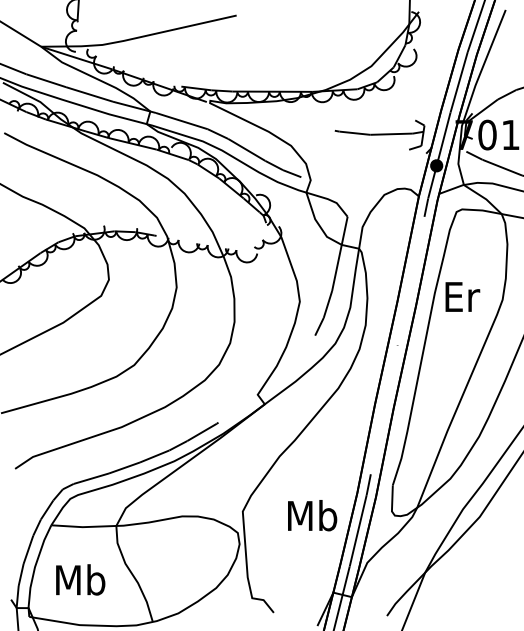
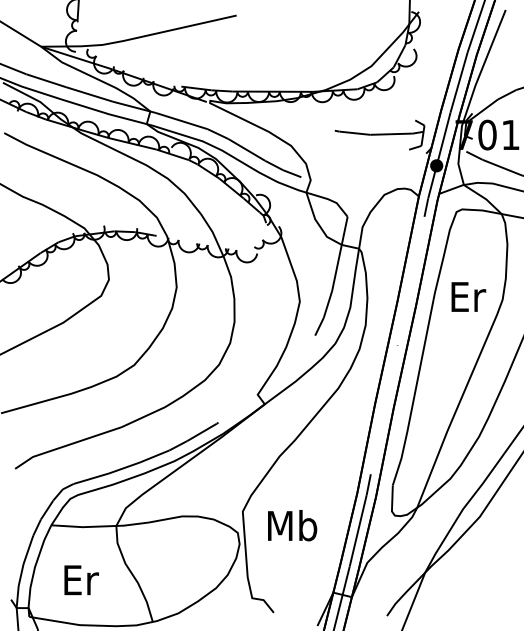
text position: (462, 296) -> (468, 296) (468, 296)
text position: (312, 515) -> (292, 525) (292, 525)
text: Mb -> Er (80, 579)
